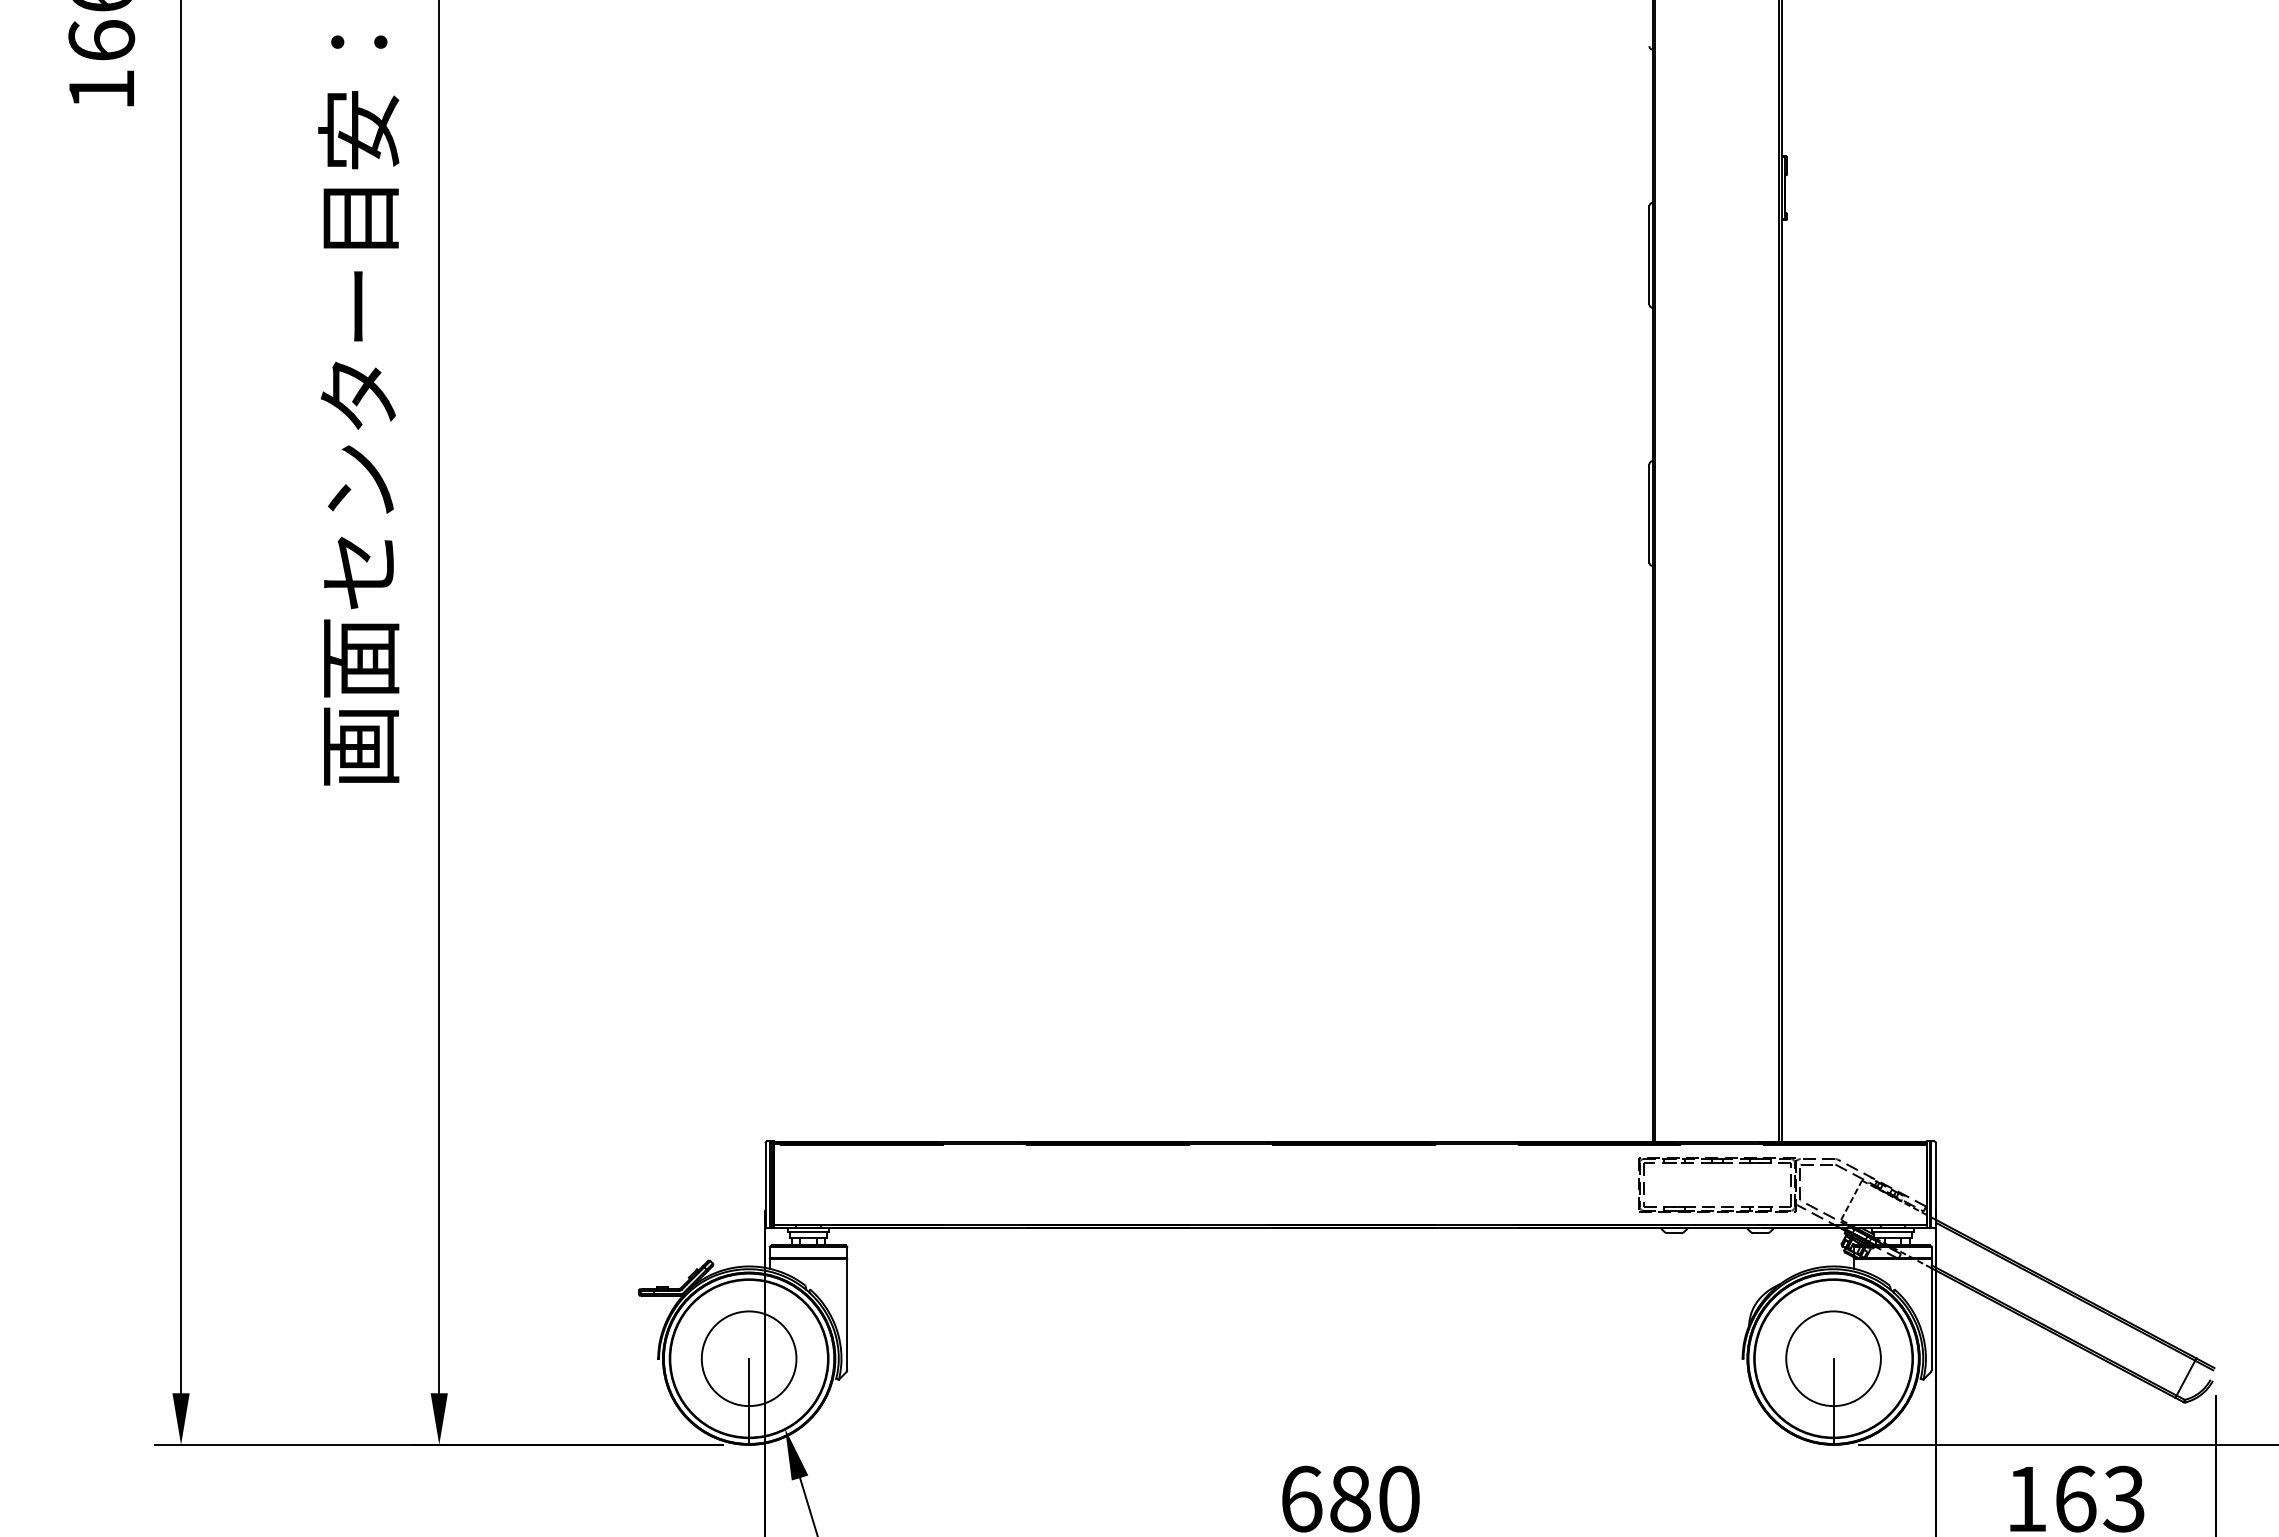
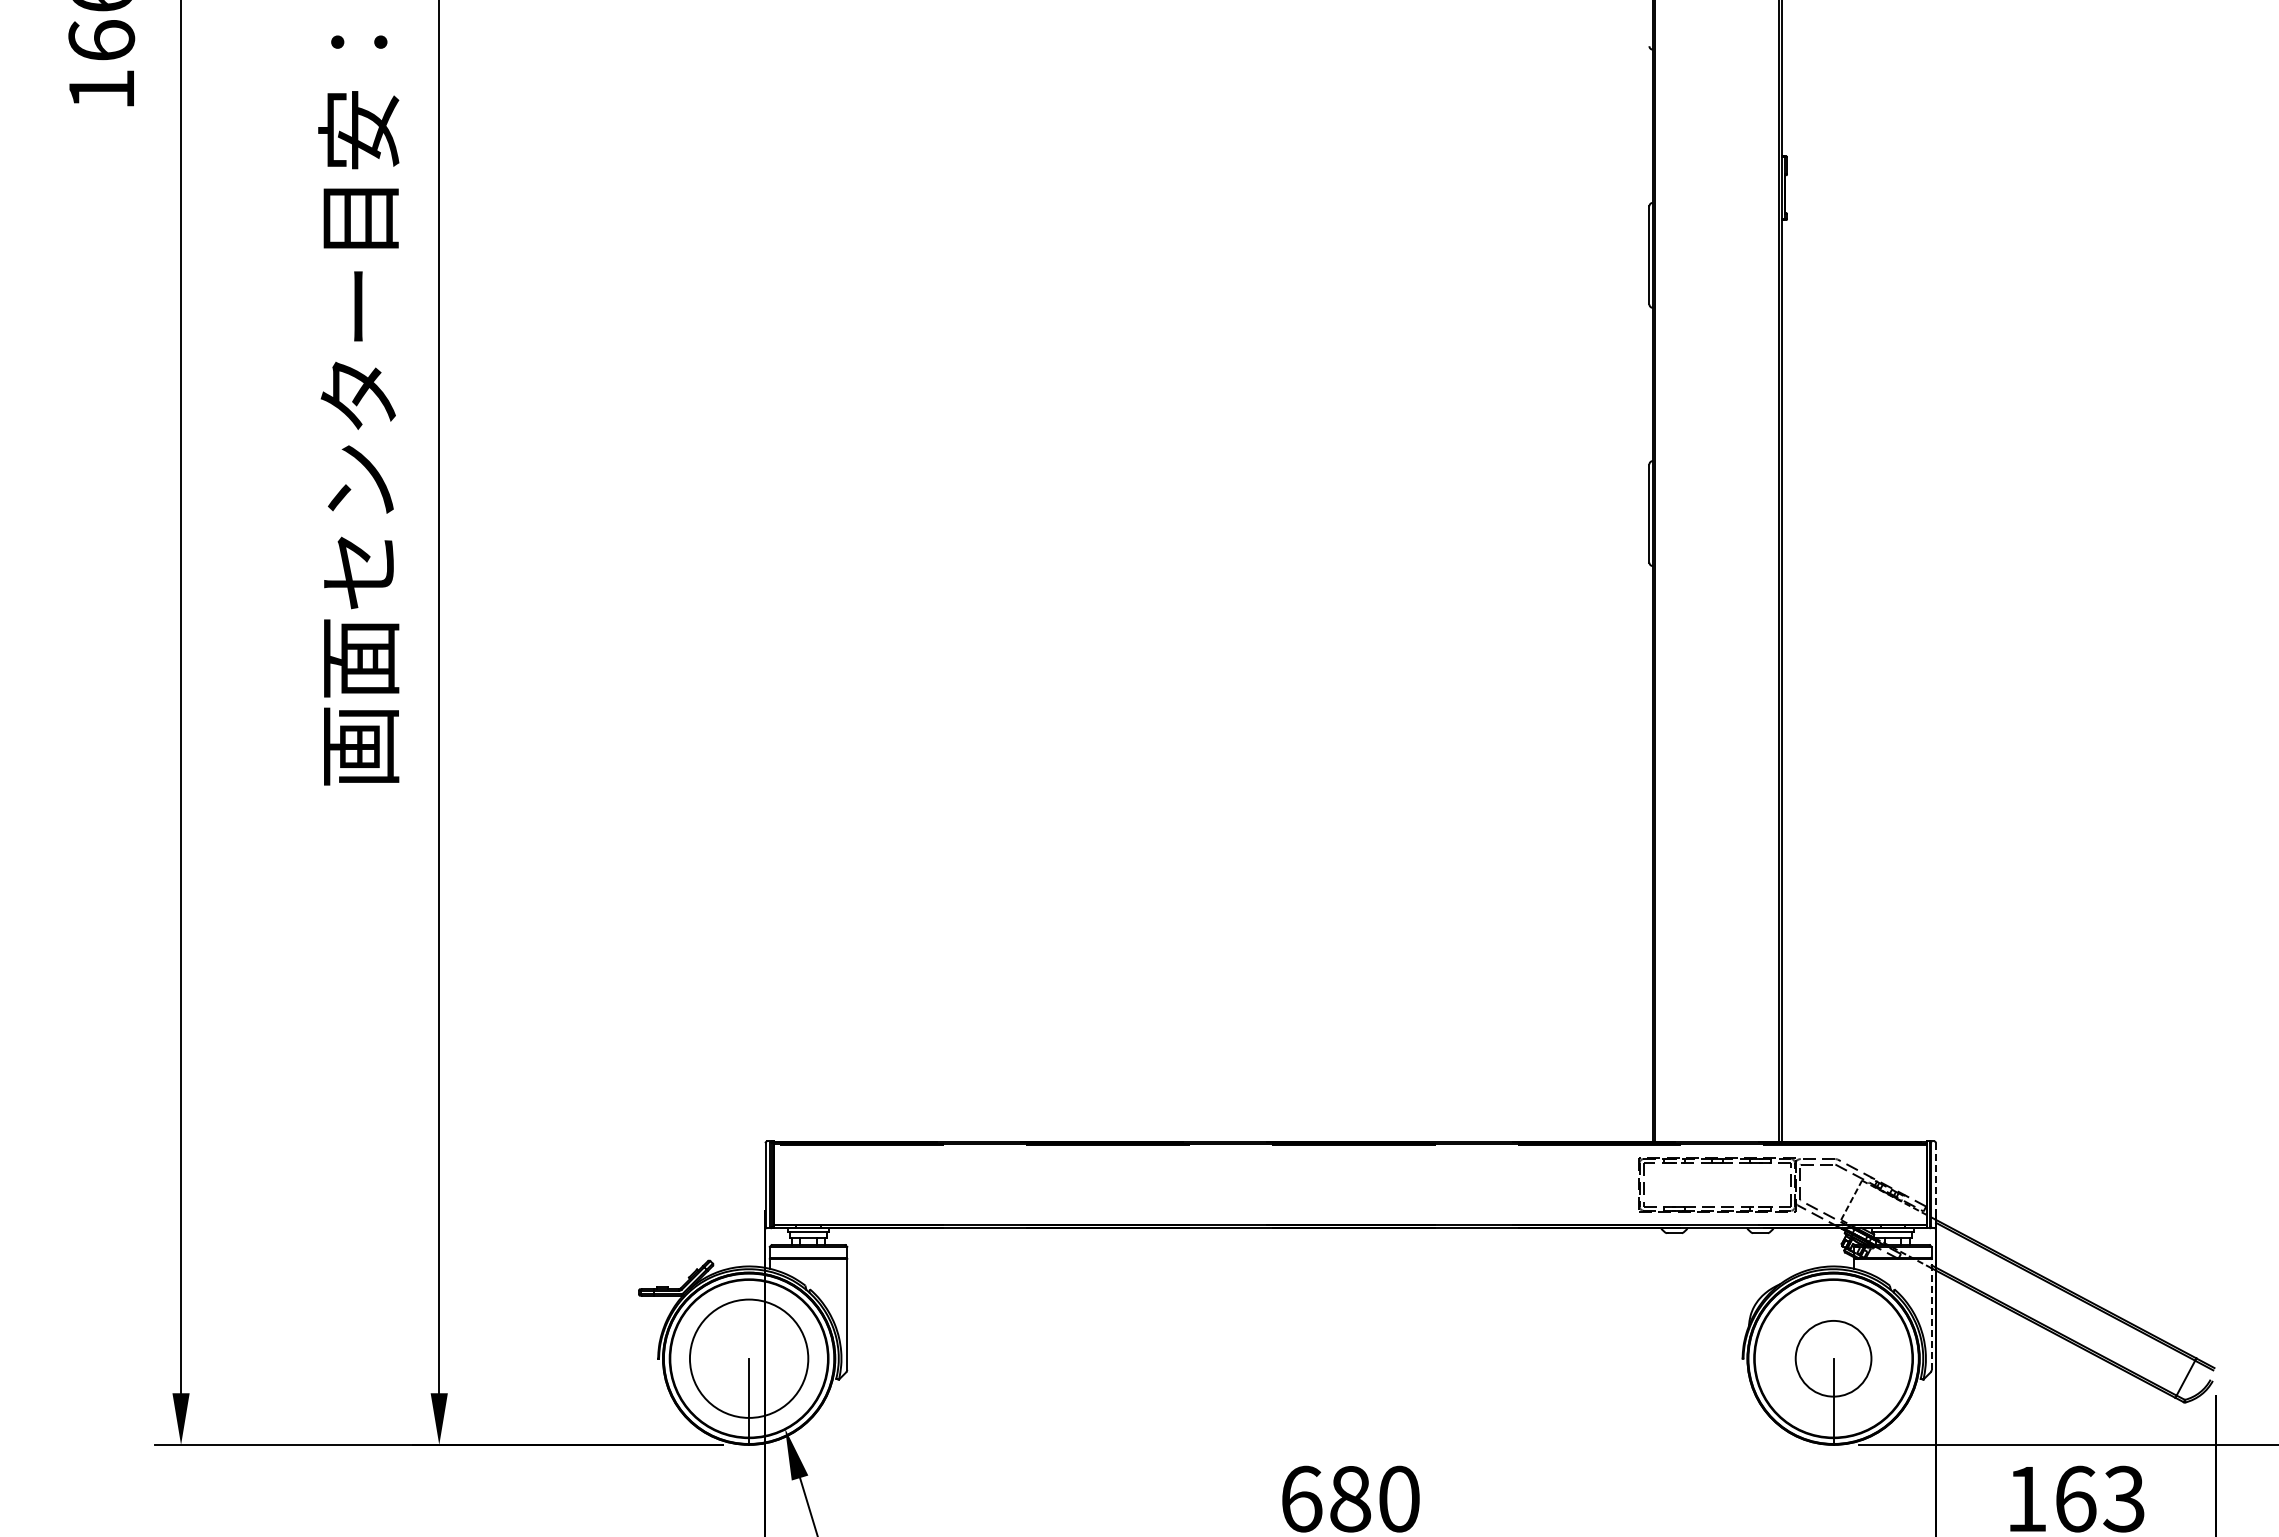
line: solid -> dashed (1936, 1184)
line: solid -> dashed (1931, 1314)
circle diameter: 95 px -> 118 px (748, 1358)
circle diameter: 95 px -> 76 px (1833, 1358)
